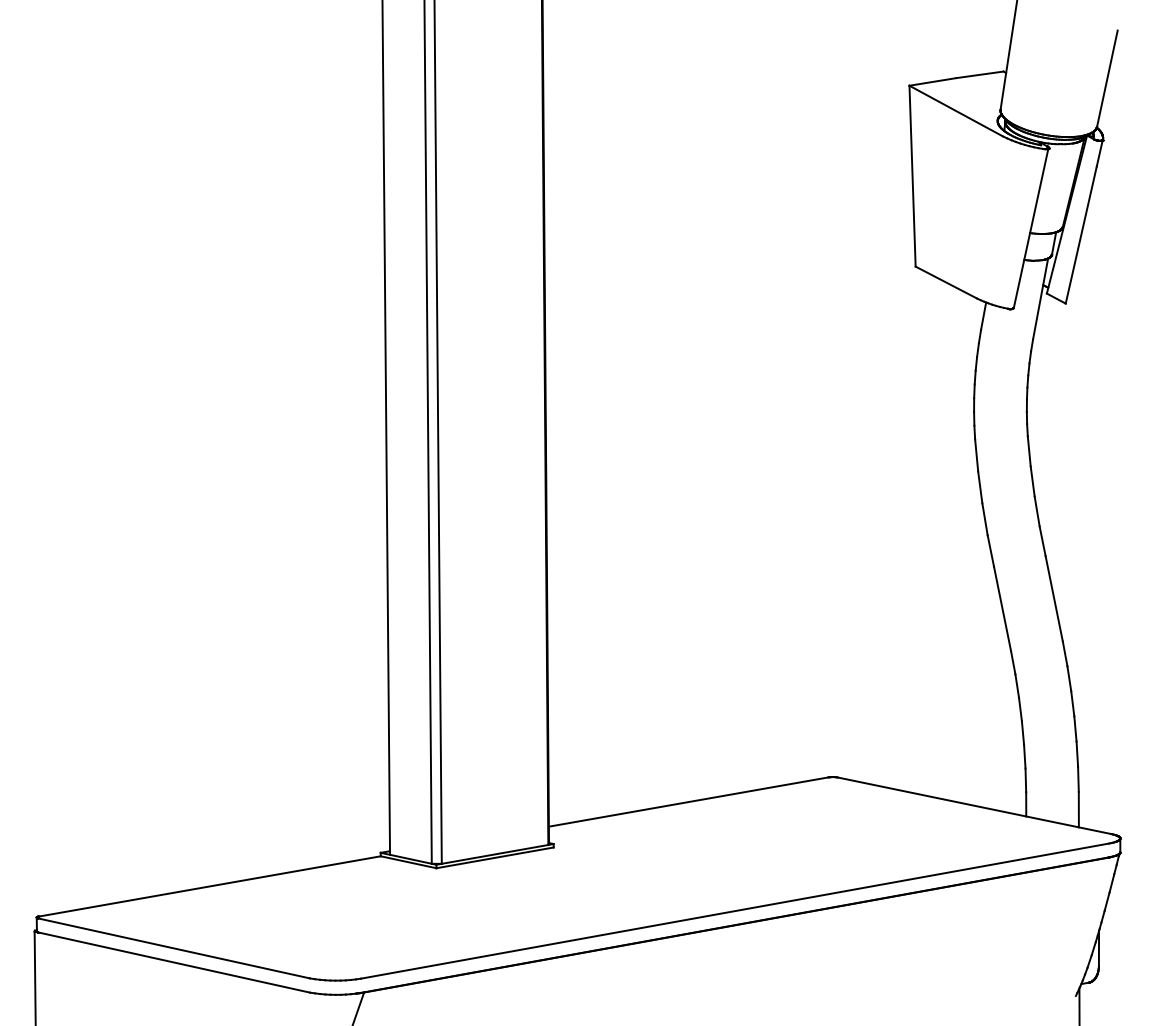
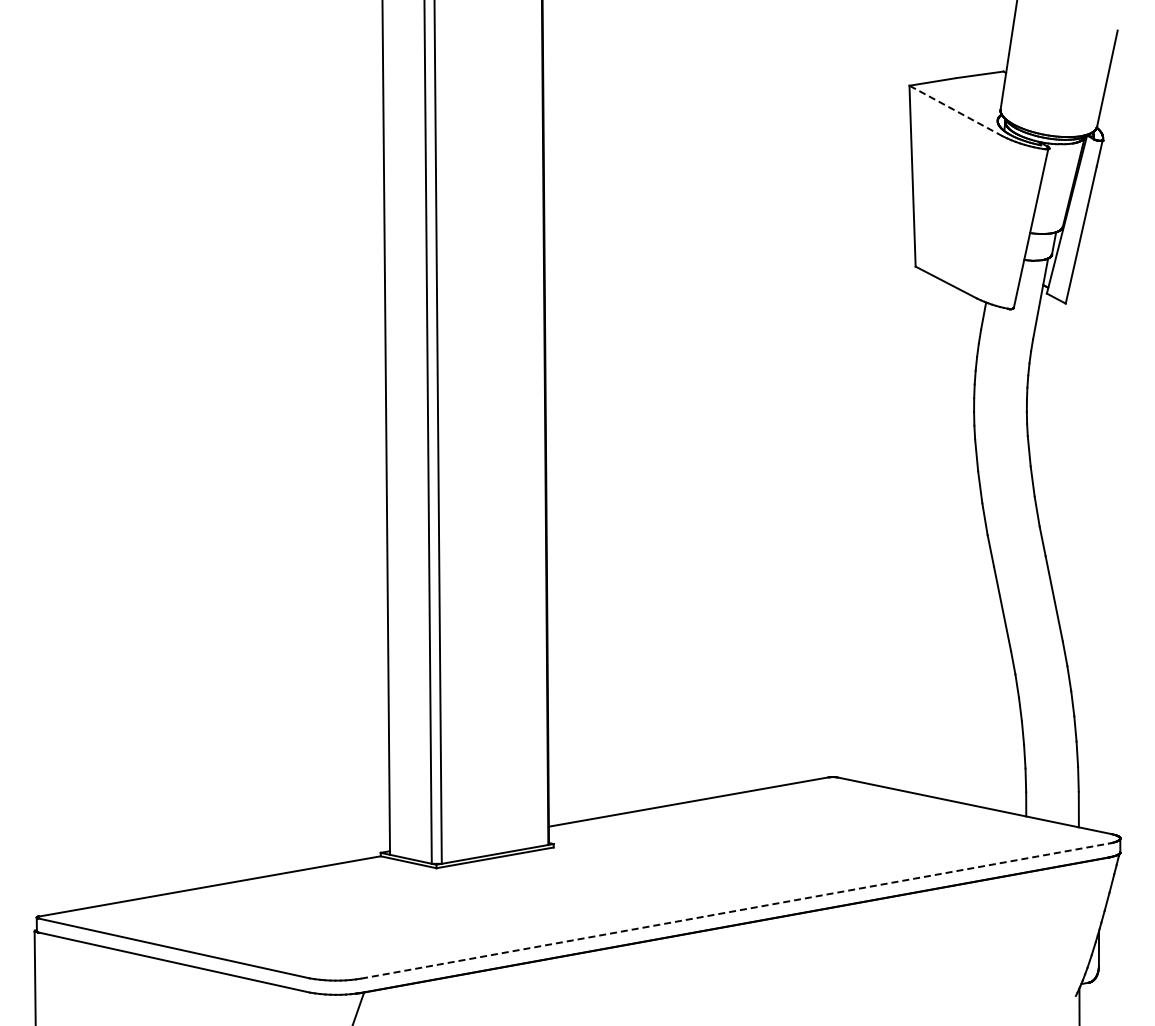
line: solid -> dashed (955, 110)
line: solid -> dashed (735, 911)
